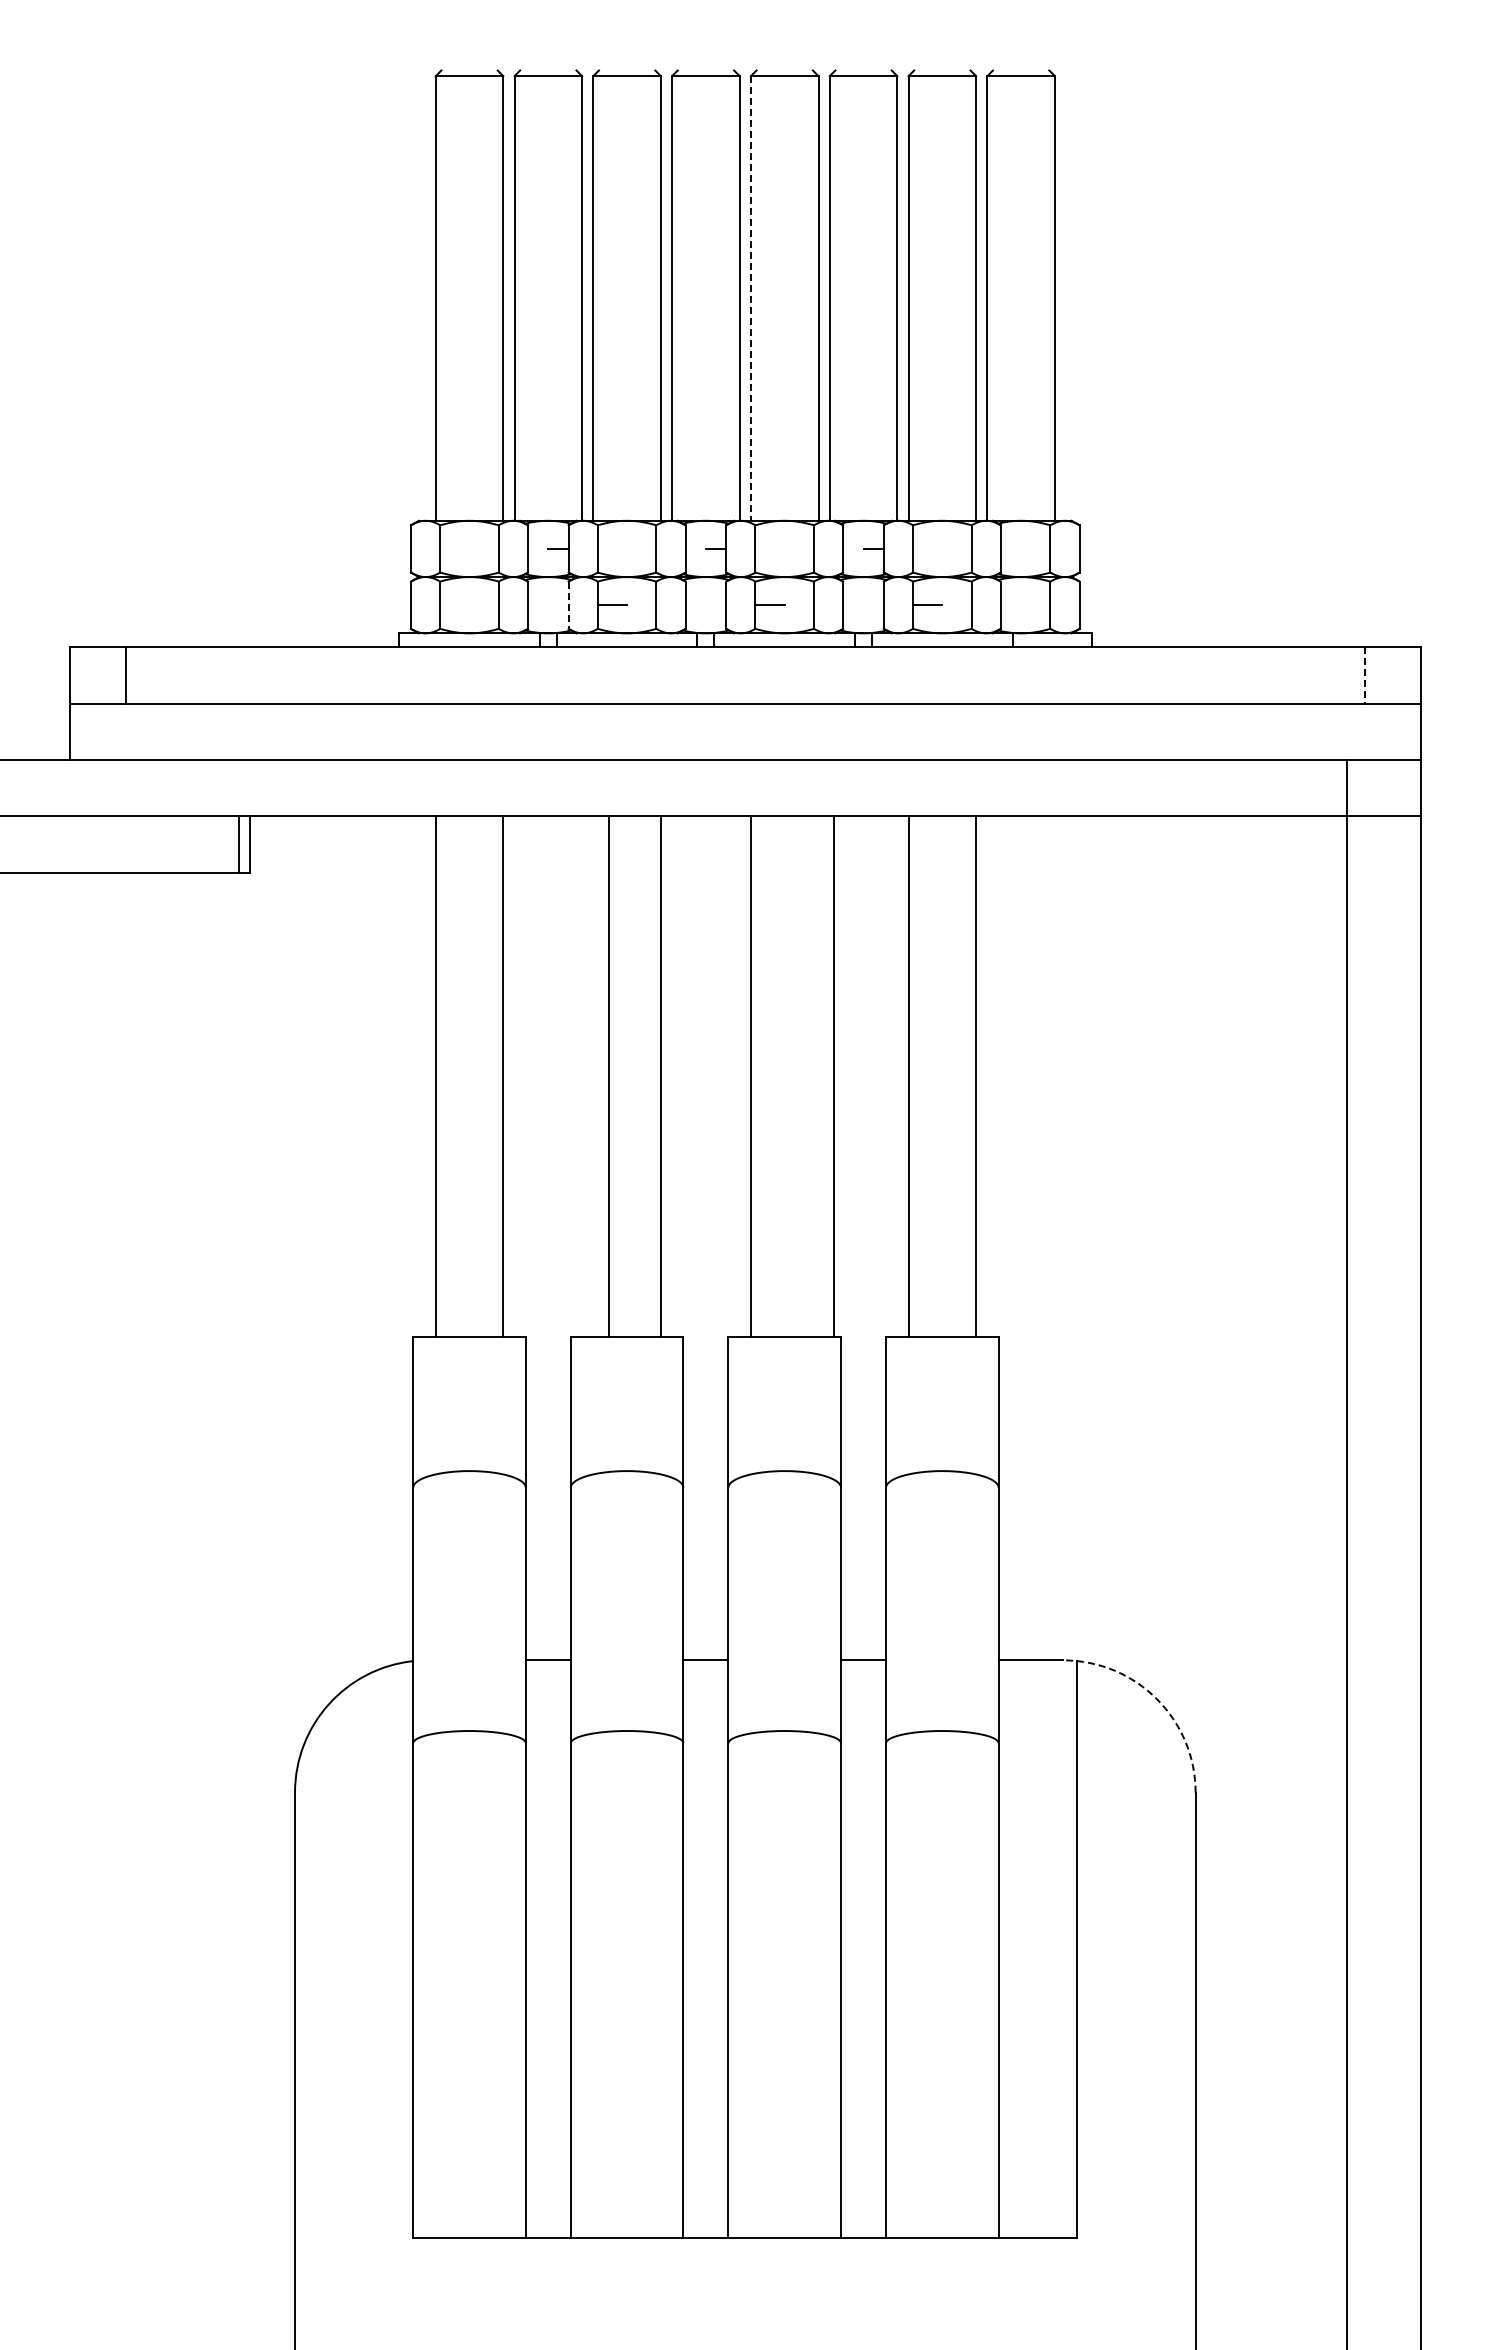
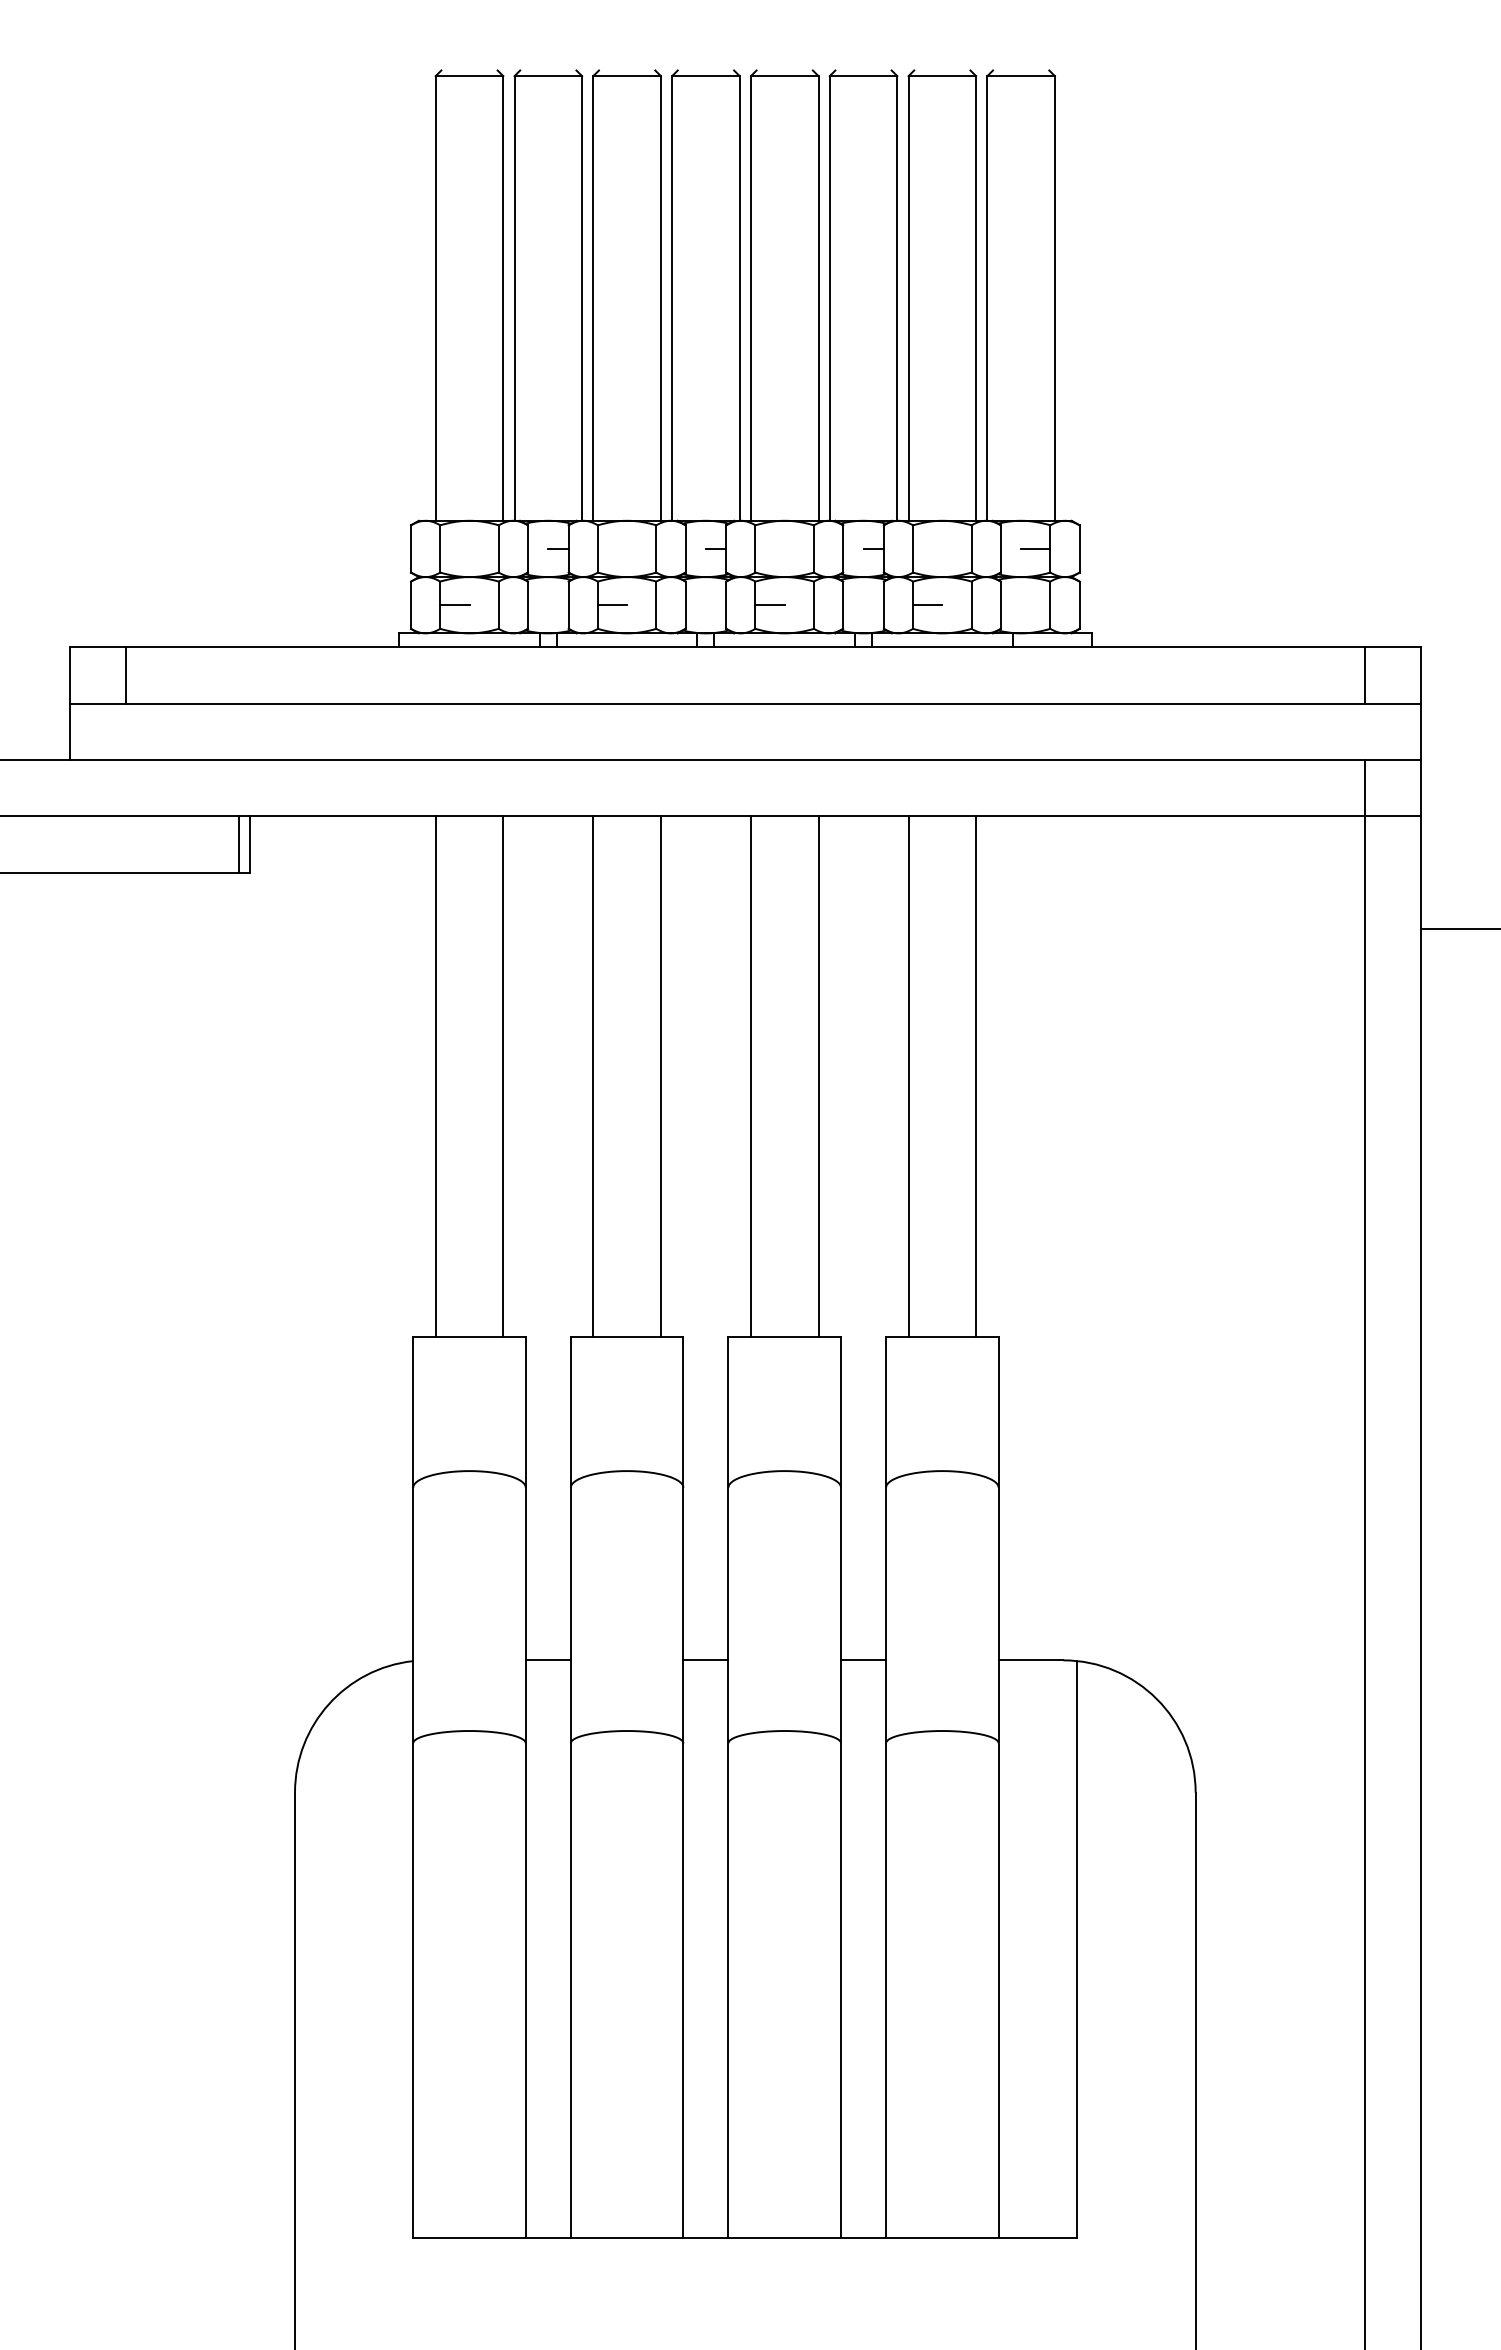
line: dashed -> solid (750, 298)
line: none -> present (1035, 548)
line: none -> present (454, 605)
line: dashed -> solid (568, 605)
line: dashed -> solid (1364, 676)
line: none -> present (1458, 928)
line position: (609, 1076) -> (593, 1076) (593, 1076)
line position: (833, 1076) -> (818, 1076) (818, 1076)
line position: (1346, 1553) -> (1364, 1553) (1364, 1553)
arc: dashed -> solid (1156, 1699)
